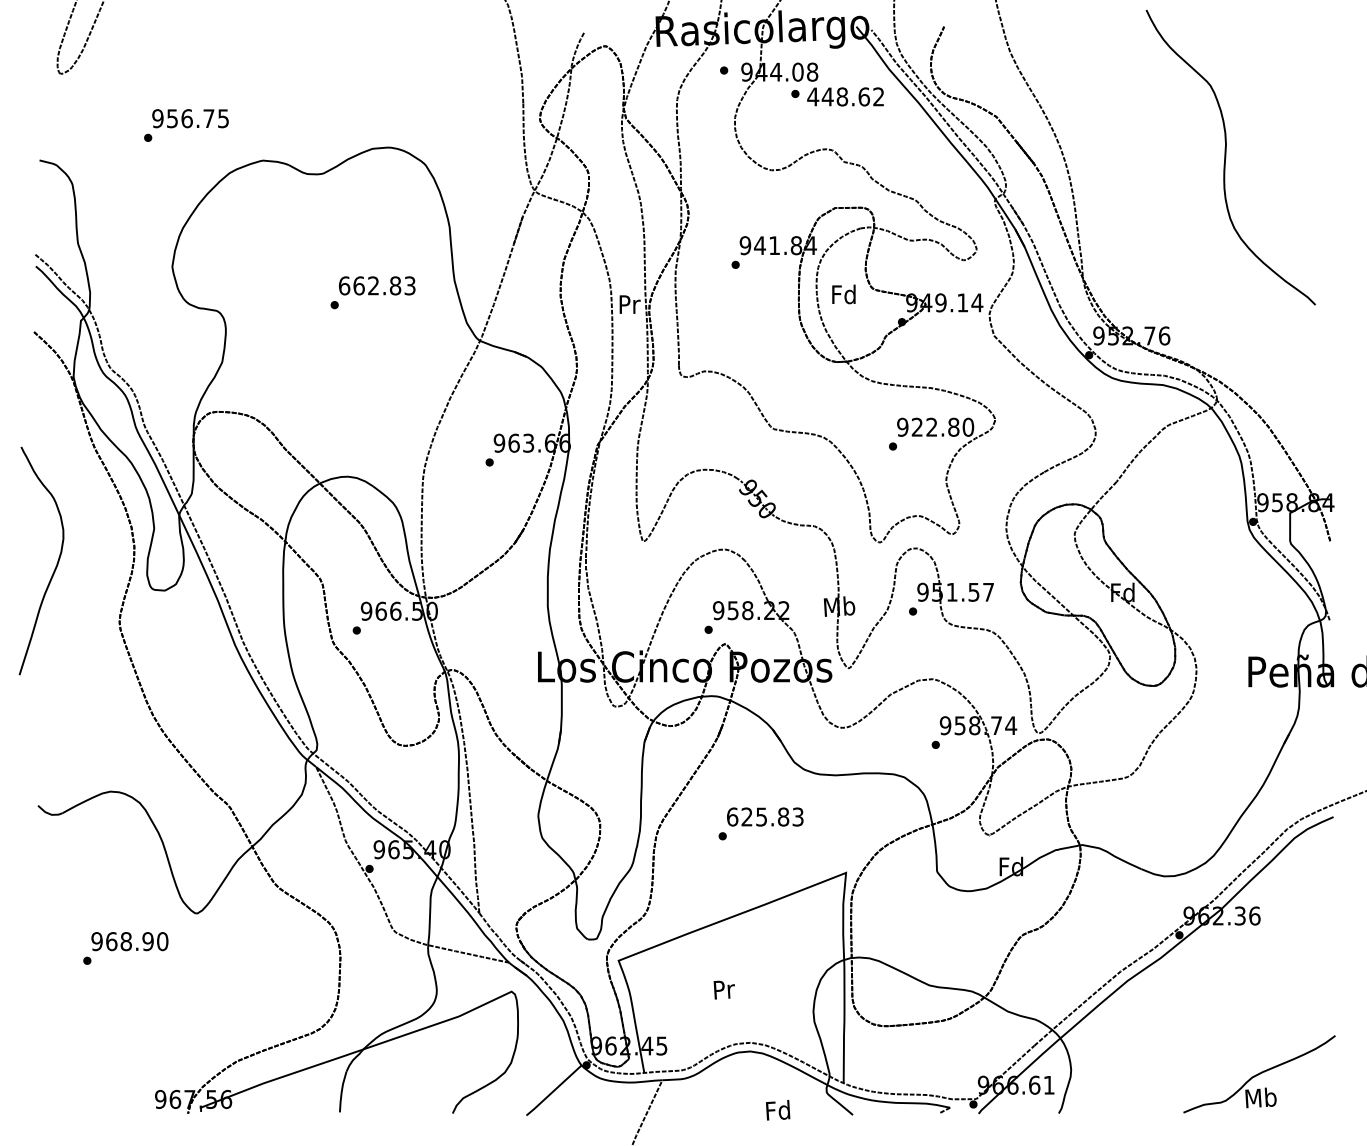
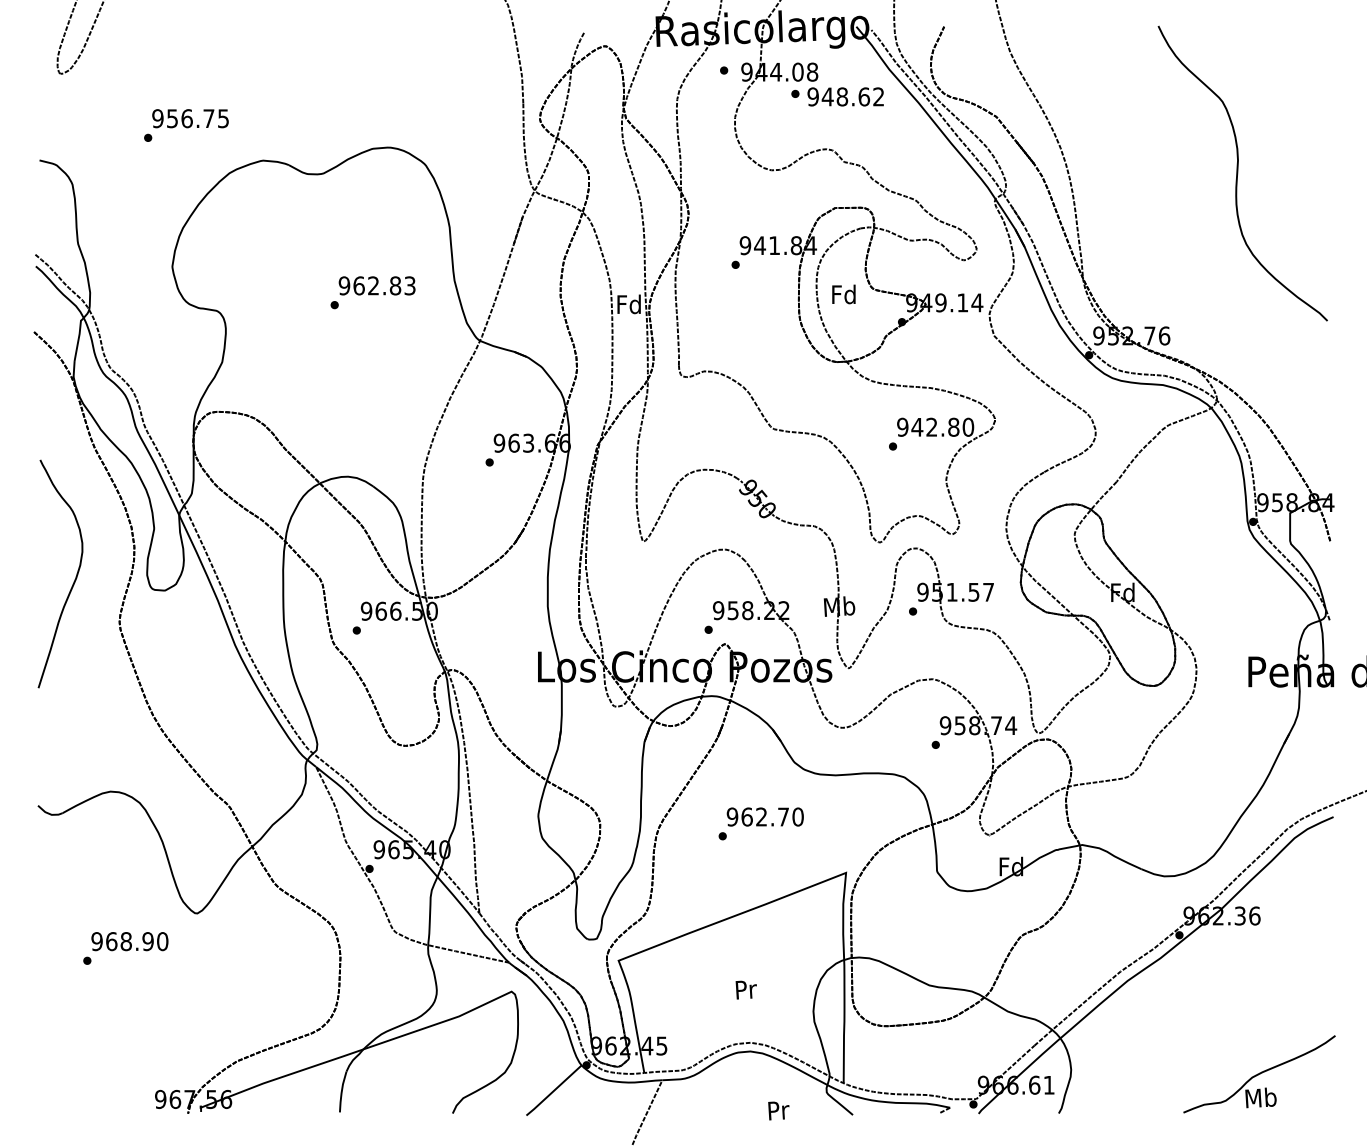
text: 448.62 -> 948.62 (813, 96)
curve position: (1226, 157) -> (1238, 173) (1238, 173)
text: 662.83 -> 962.83 (344, 285)
text: Pr -> Fd (628, 304)
text: 922.80 -> 942.80 (917, 426)
curve position: (55, 566) -> (74, 579) (74, 579)
text: 625.83 -> 962.70 (764, 816)
text position: (723, 989) -> (745, 989) (745, 989)
text: Fd -> Pr (778, 1110)
